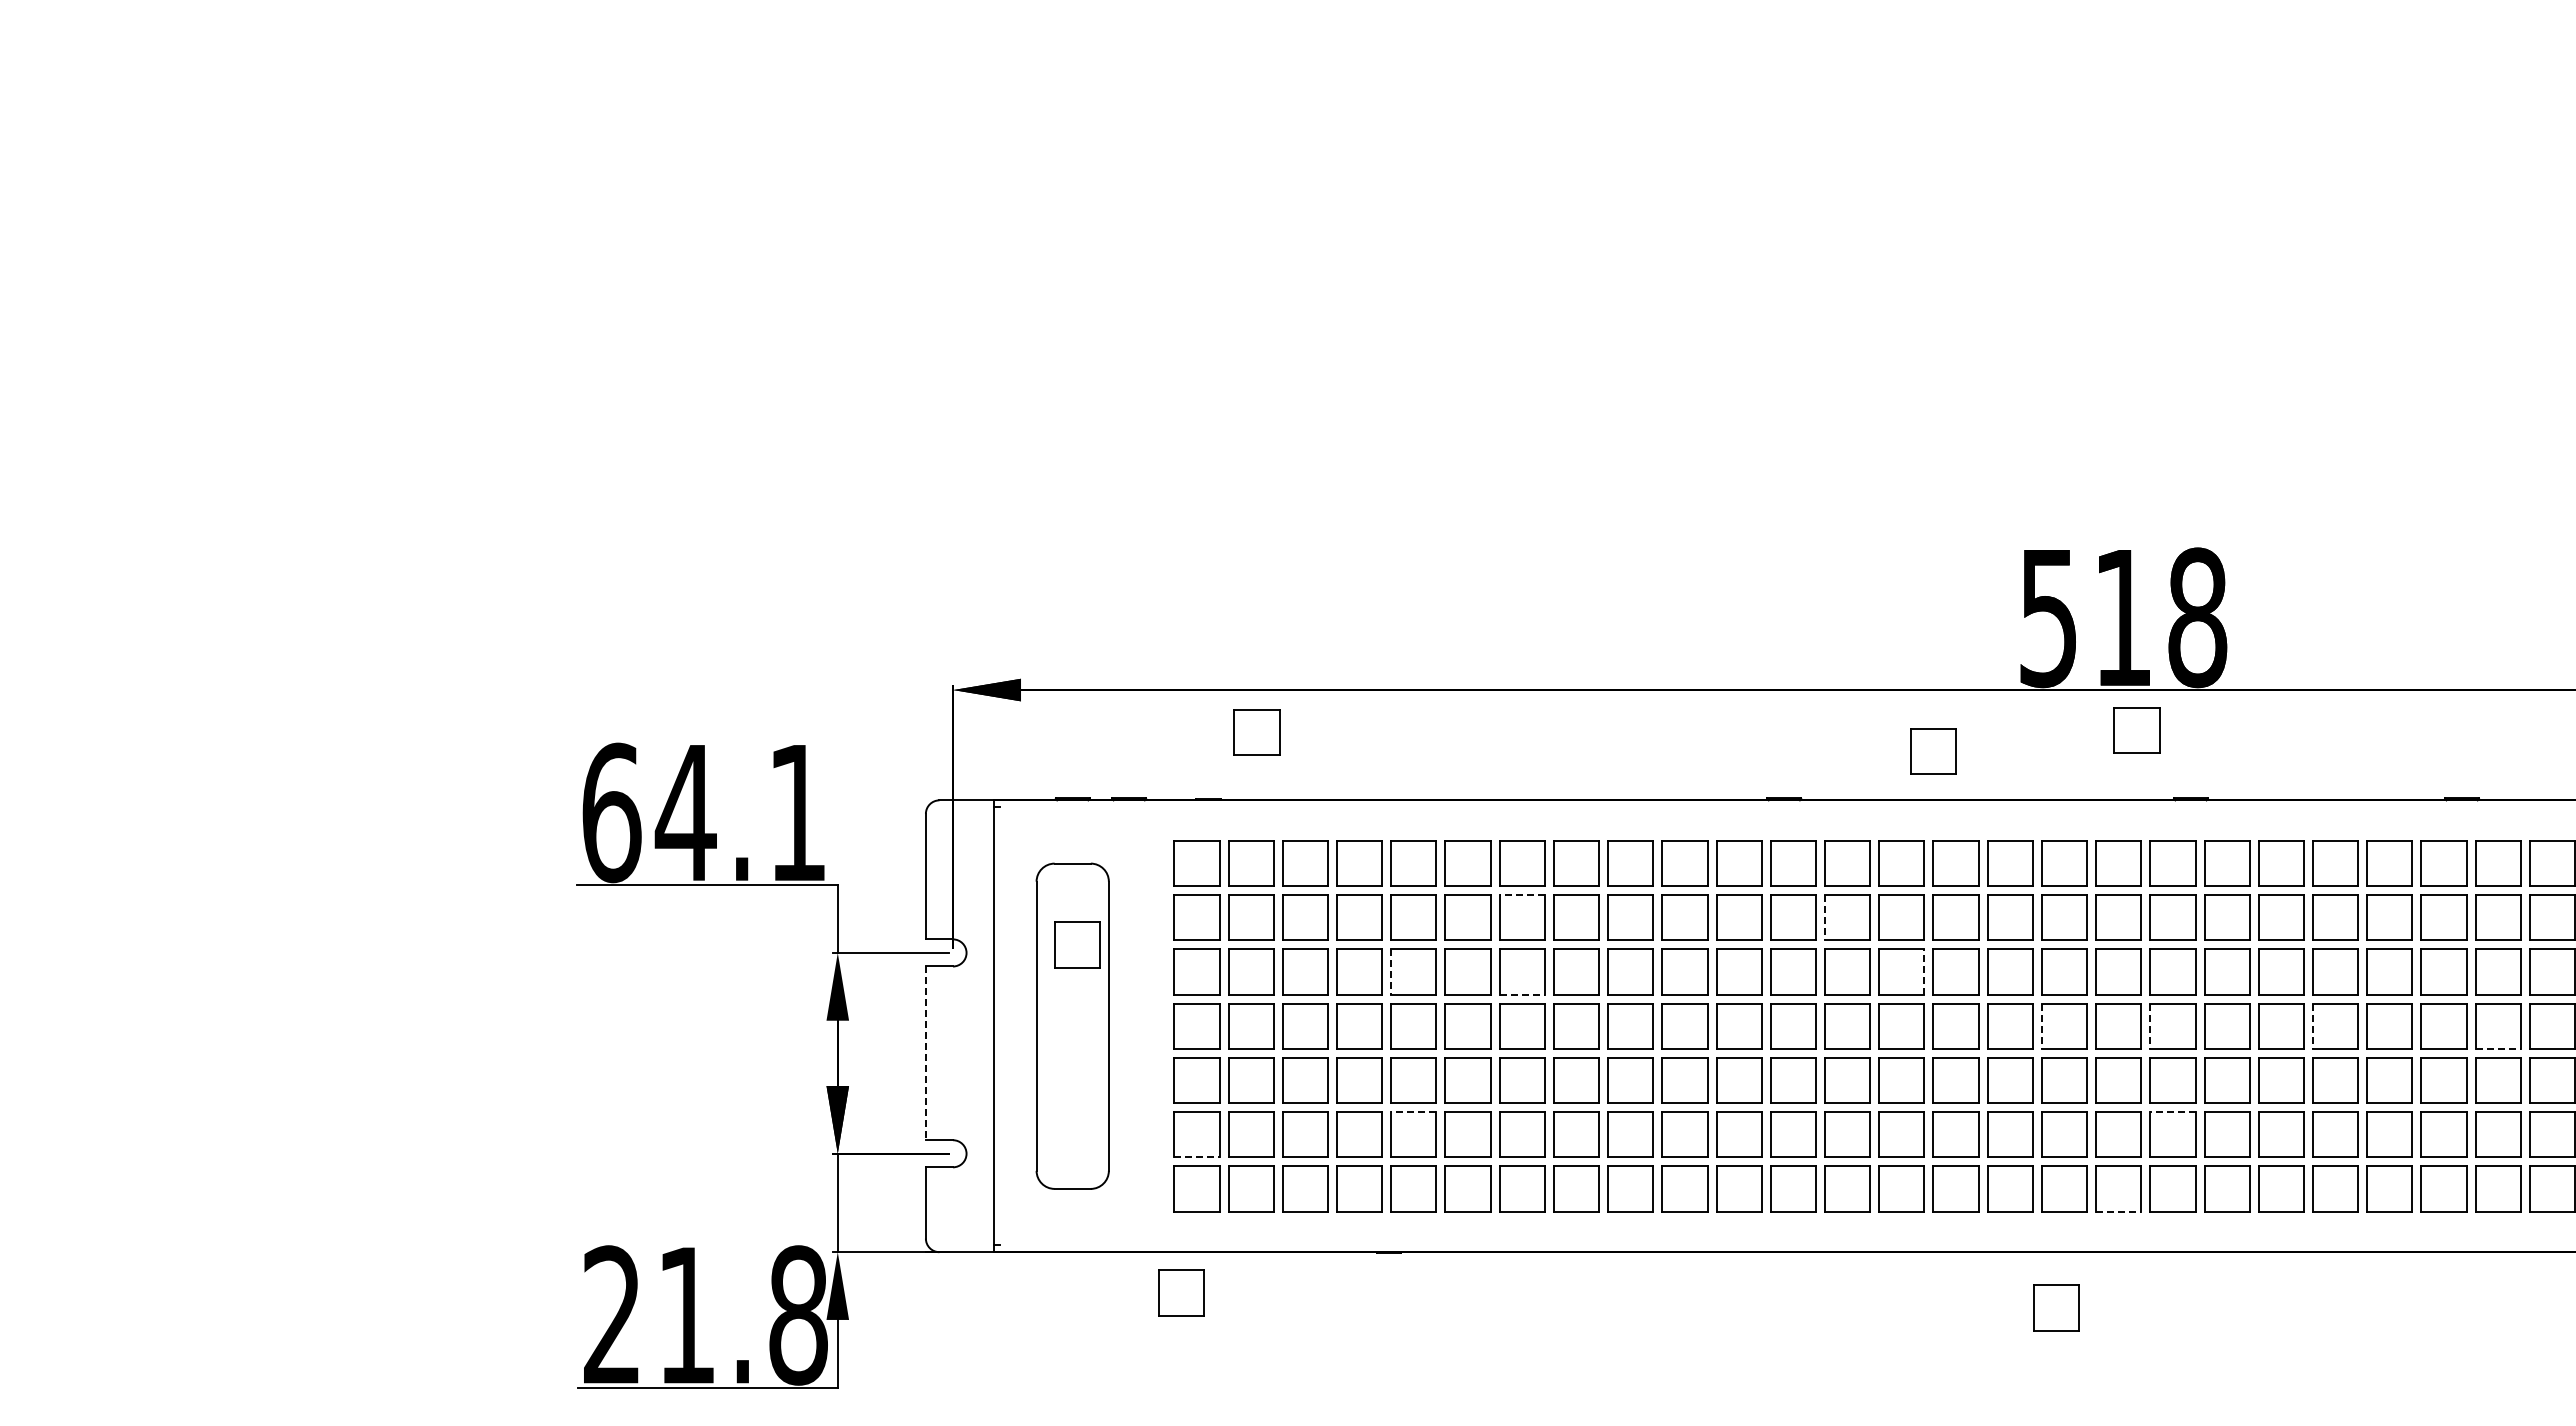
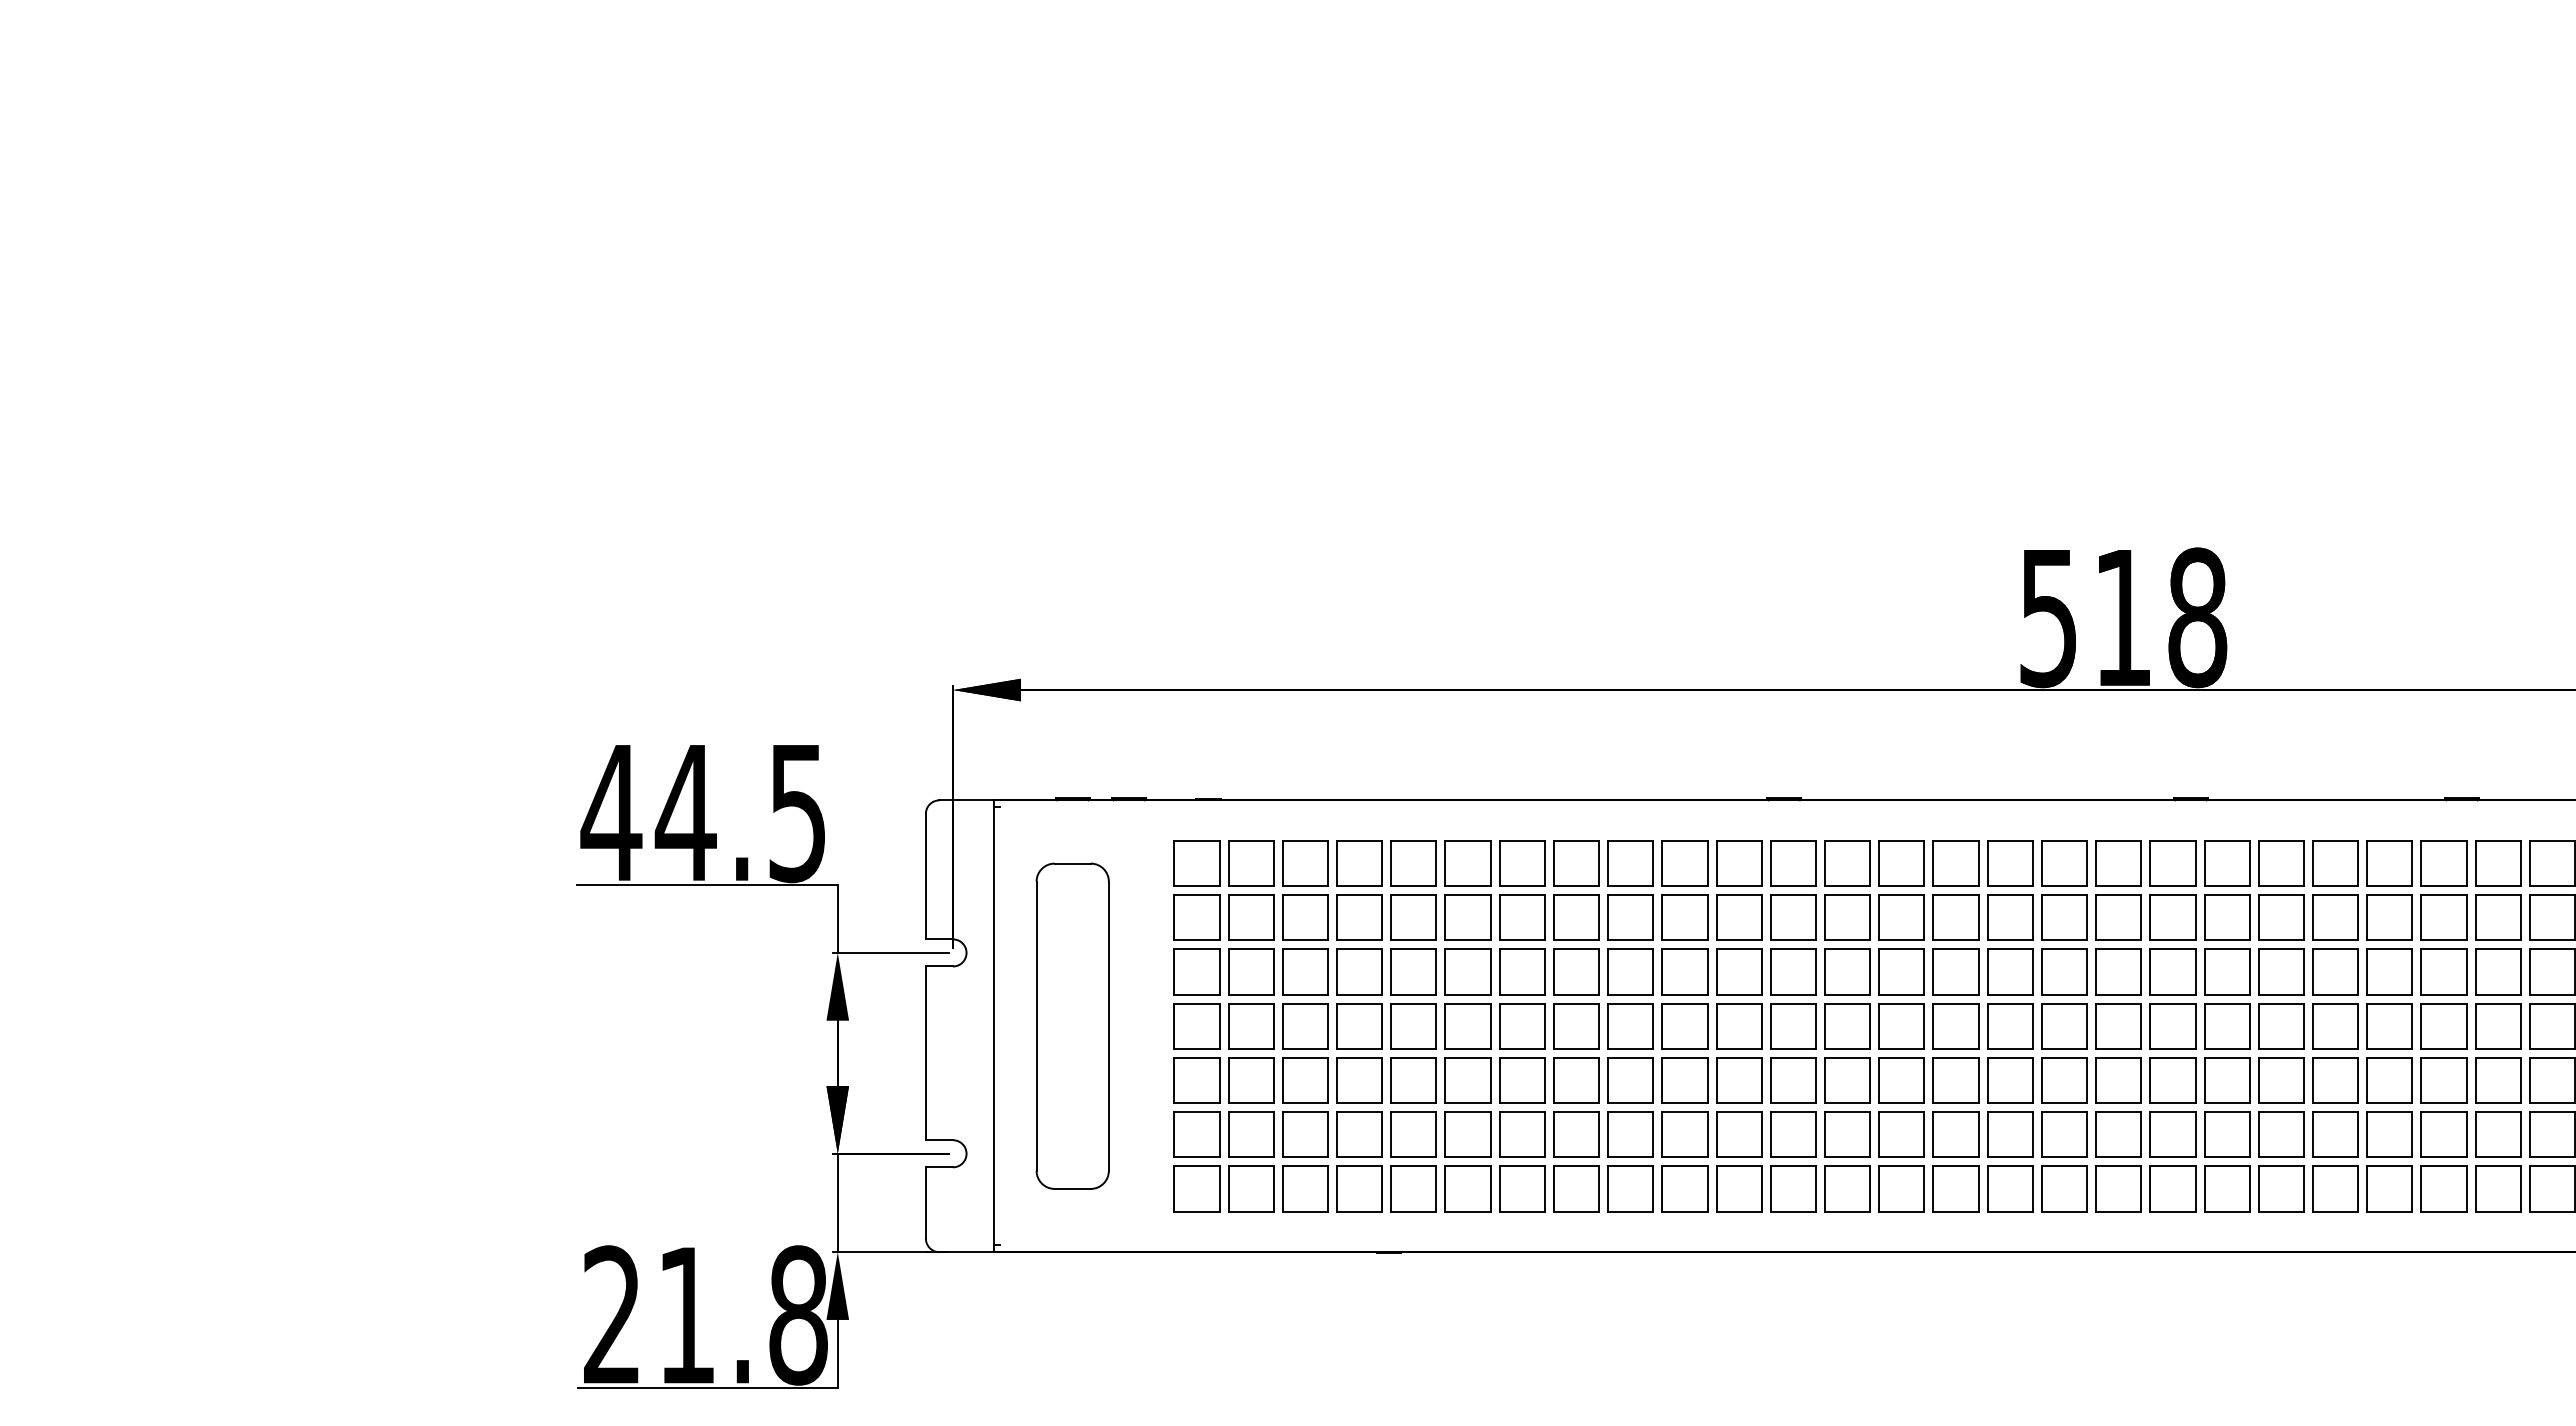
part: present -> none (2136, 730)
part: present -> none (1256, 732)
part: present -> none (1933, 751)
text: 64.1 -> 44.5 (702, 812)
line: dashed -> solid (1522, 895)
line: dashed -> solid (1825, 917)
part: present -> none (1077, 944)
line: dashed -> solid (1391, 972)
line: dashed -> solid (1924, 972)
line: dashed -> solid (1522, 994)
line: dashed -> solid (2041, 1026)
line: dashed -> solid (2150, 1026)
line: dashed -> solid (2312, 1026)
line: dashed -> solid (2498, 1048)
line: dashed -> solid (925, 1053)
line: dashed -> solid (1413, 1112)
line: dashed -> solid (2172, 1112)
line: dashed -> solid (1196, 1157)
line: dashed -> solid (2118, 1211)
part: present -> none (1181, 1292)
part: present -> none (2056, 1307)
